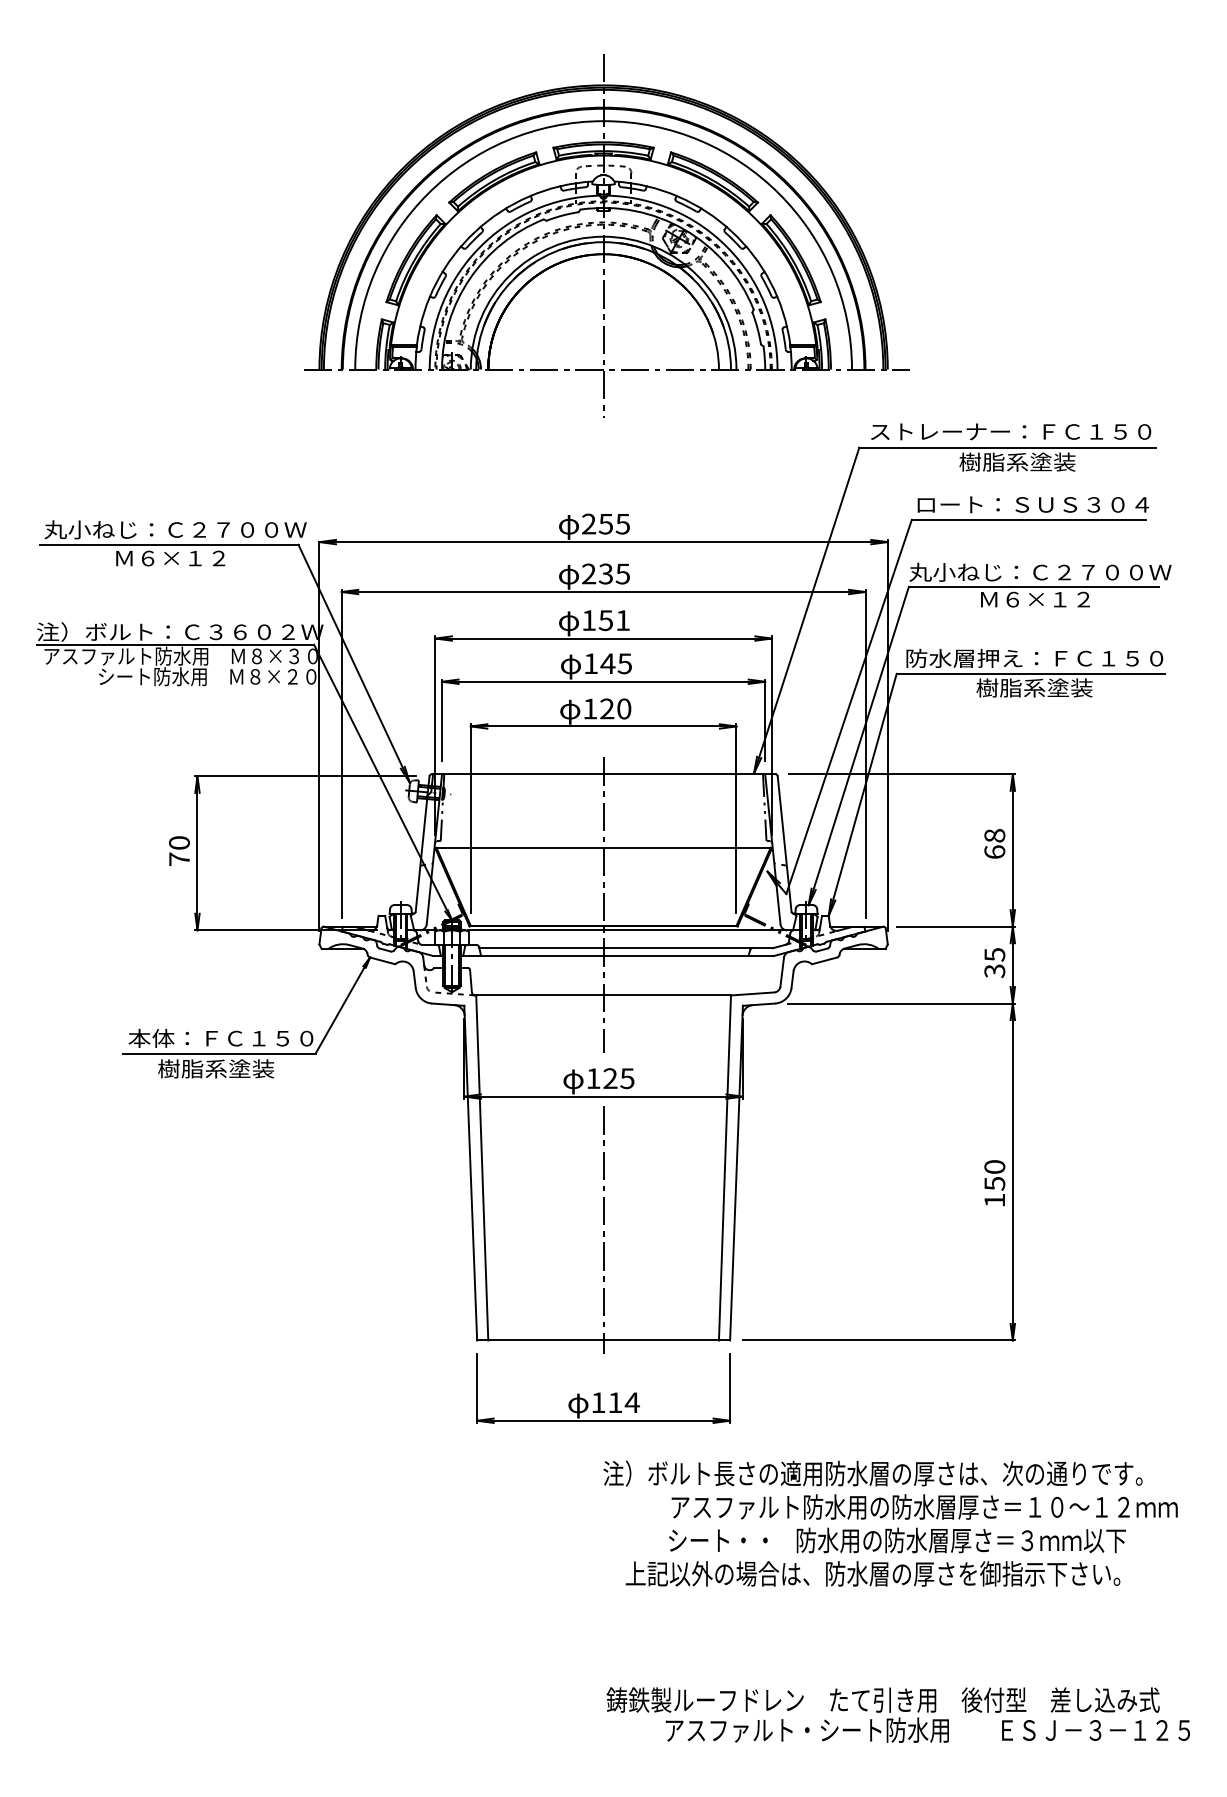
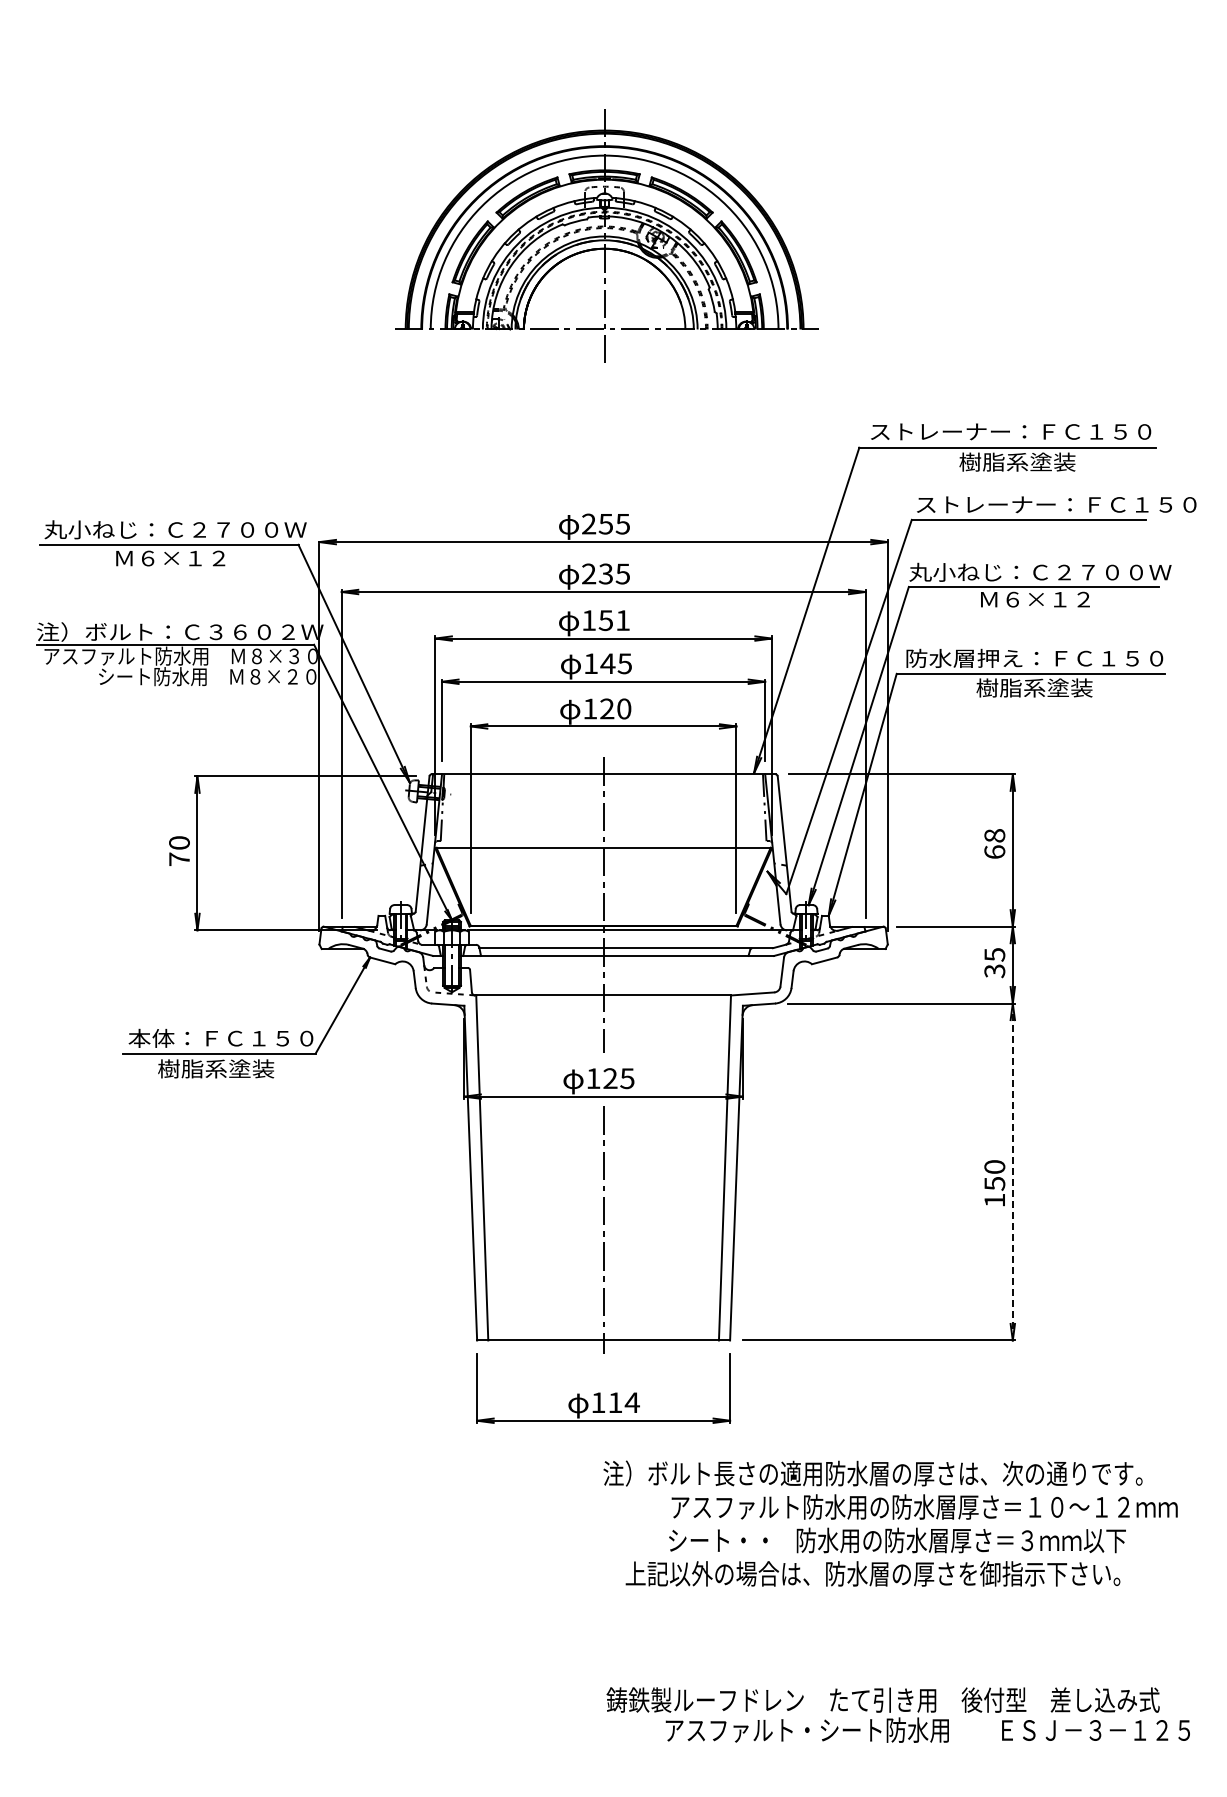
part size: 606x364 px -> 424x254 px (606, 235)
text: ロート：ＳＵＳ３０４ -> ストレーナー：ＦＣ１５０ (1056, 504)
line: solid -> dashed (1012, 1171)
